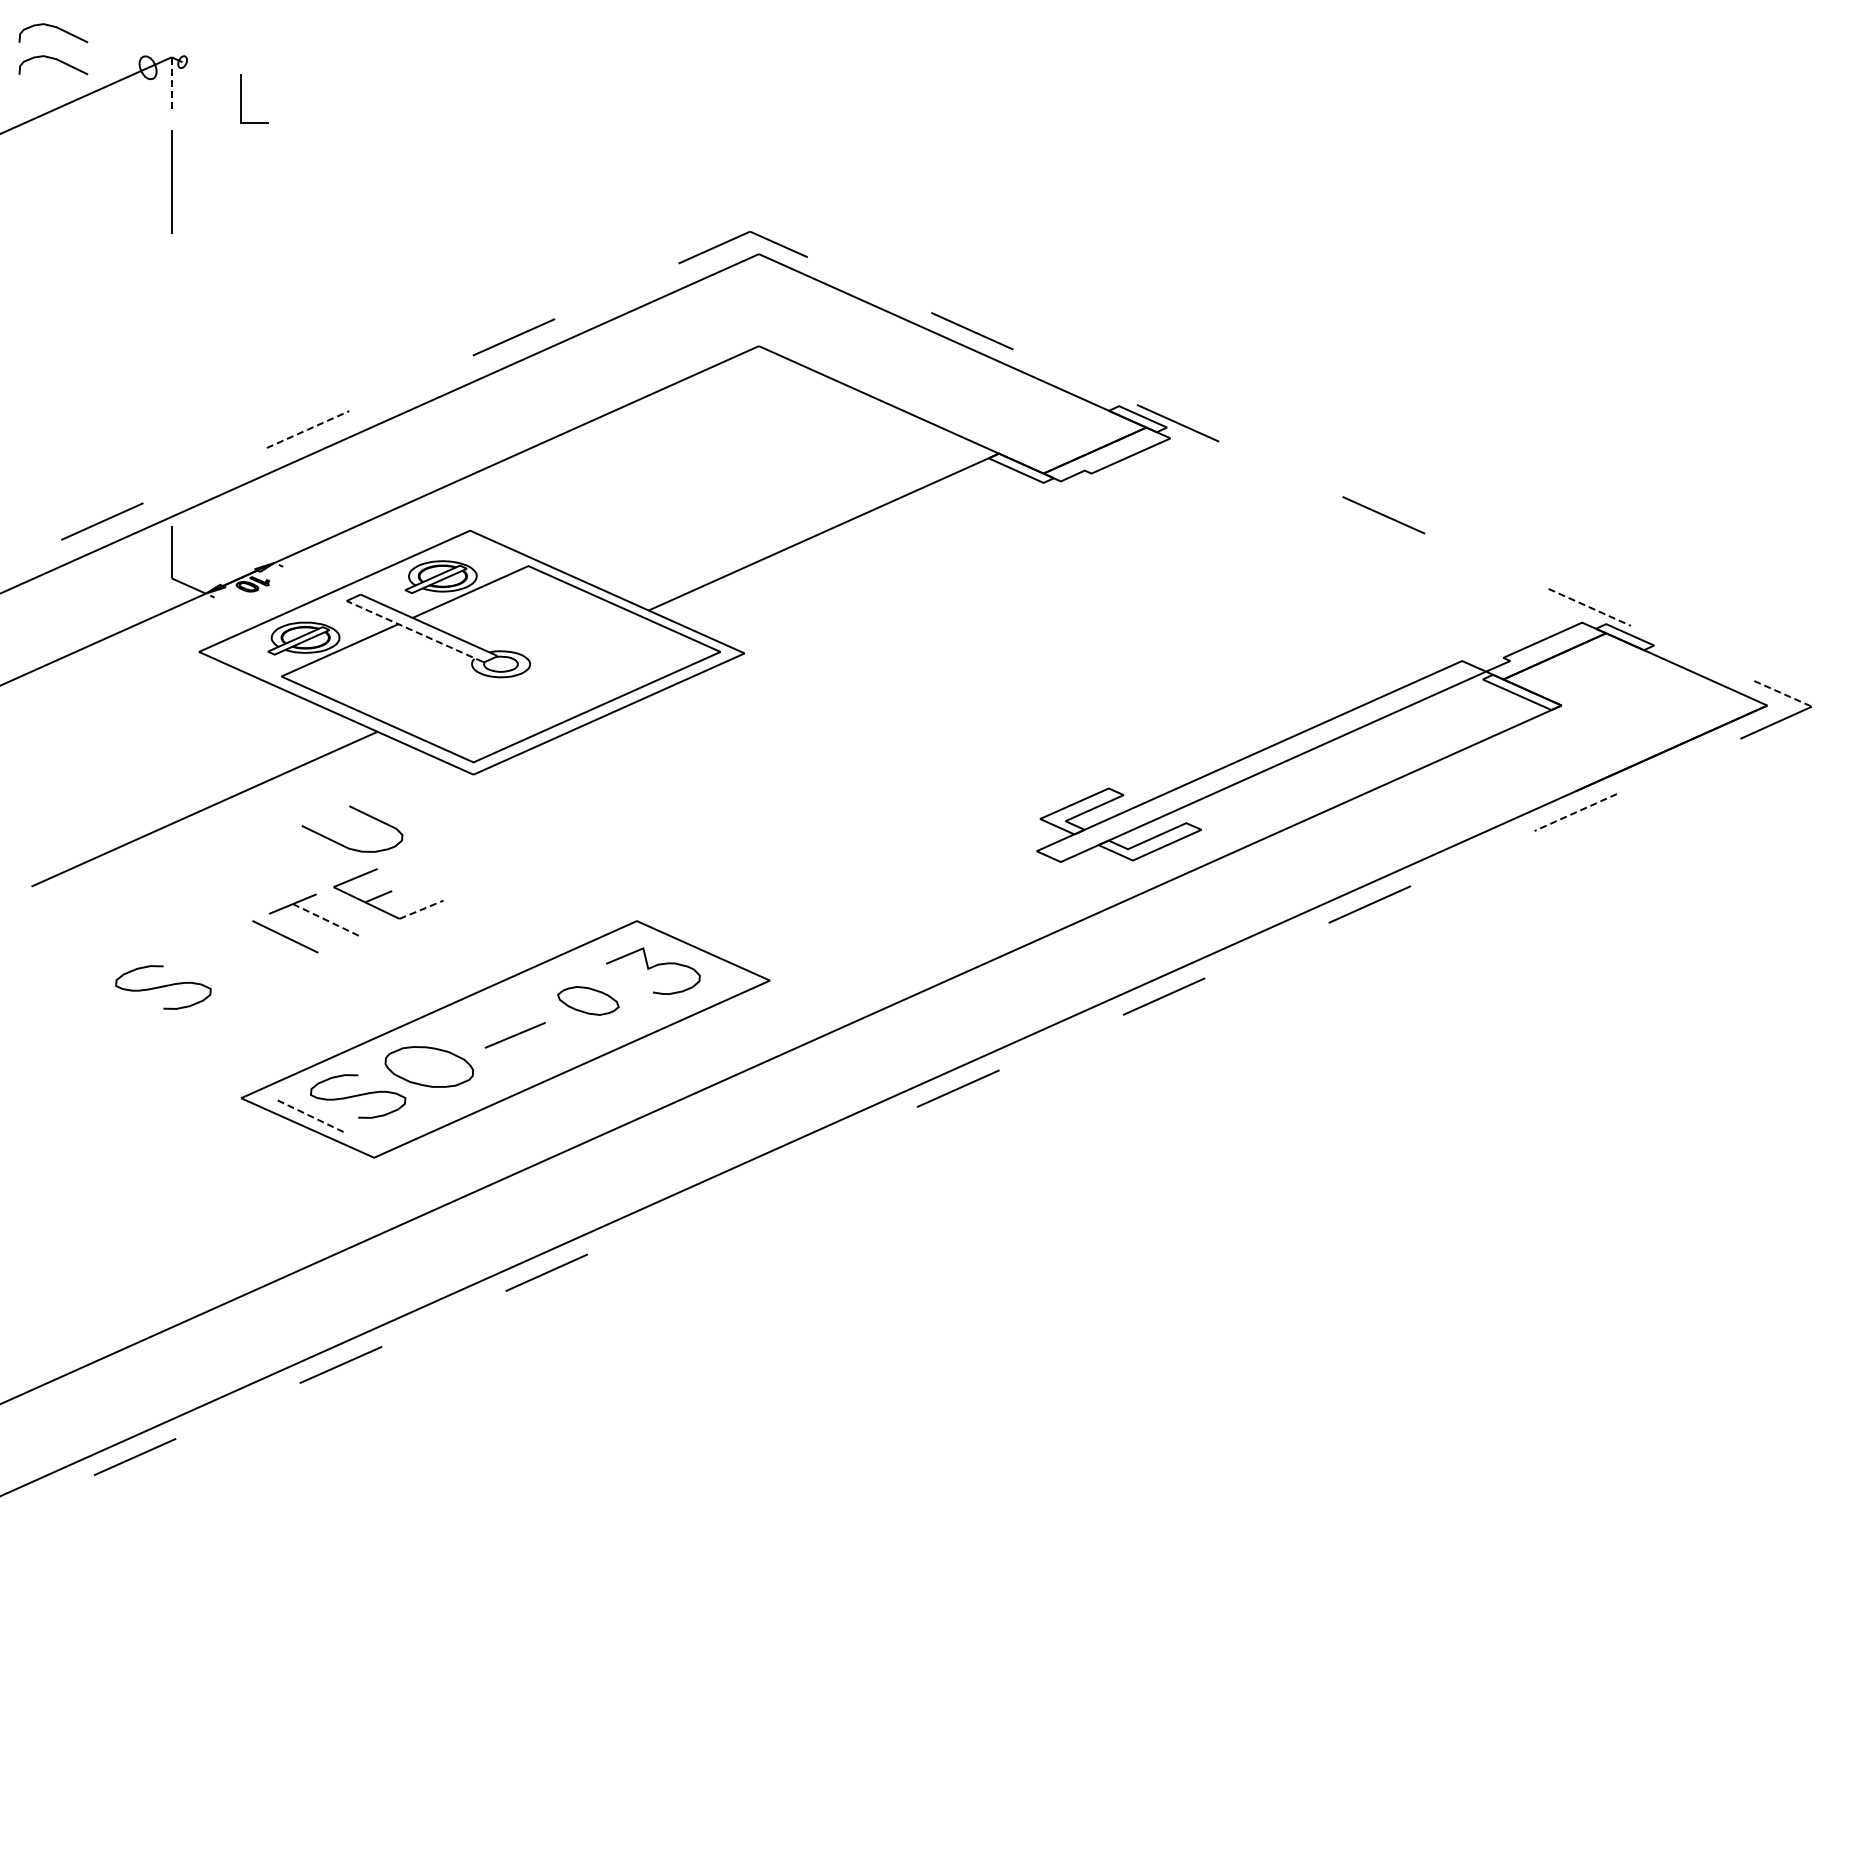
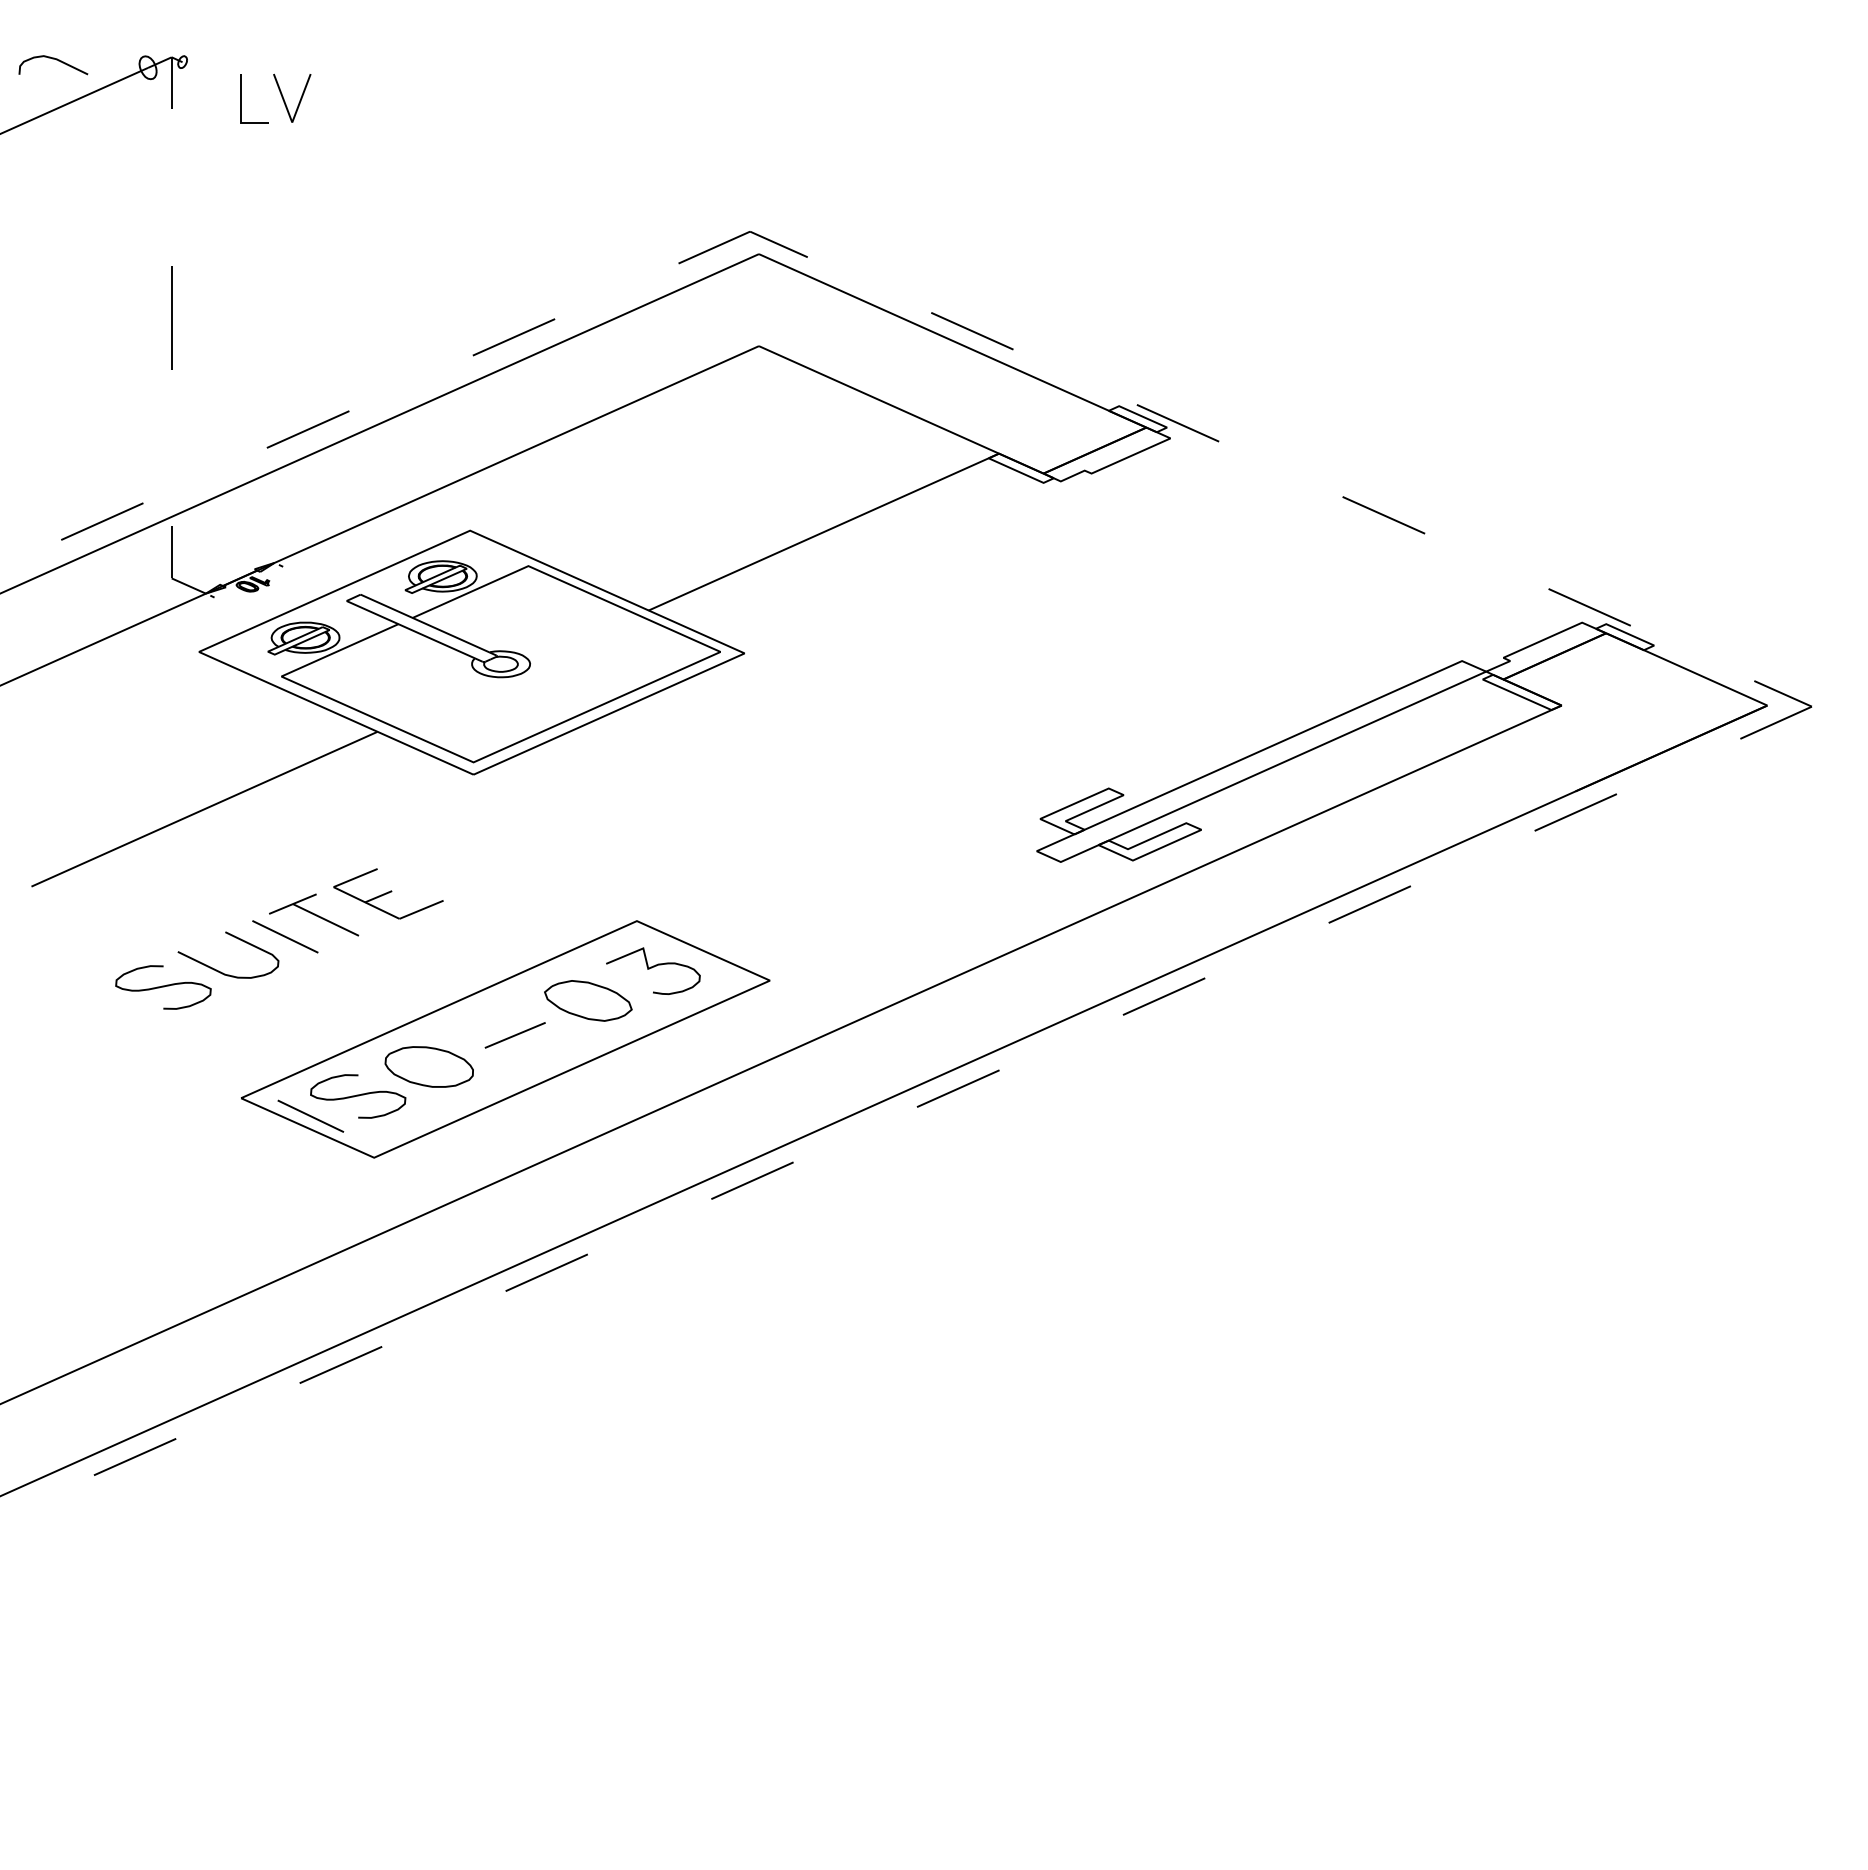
curve: present -> none (56, 28)
line: dashed -> solid (171, 83)
line: none -> present (299, 100)
line position: (171, 181) -> (171, 317) (171, 317)
line: dashed -> solid (308, 429)
line: dashed -> solid (1590, 607)
line: dashed -> solid (414, 631)
line: dashed -> solid (1783, 693)
curve position: (359, 812) -> (235, 938) (235, 938)
line: dashed -> solid (1575, 812)
line: dashed -> solid (421, 909)
line: dashed -> solid (325, 919)
part size: 63x30 px -> 89x42 px (588, 1000)
line: dashed -> solid (310, 1116)
line: none -> present (752, 1180)
